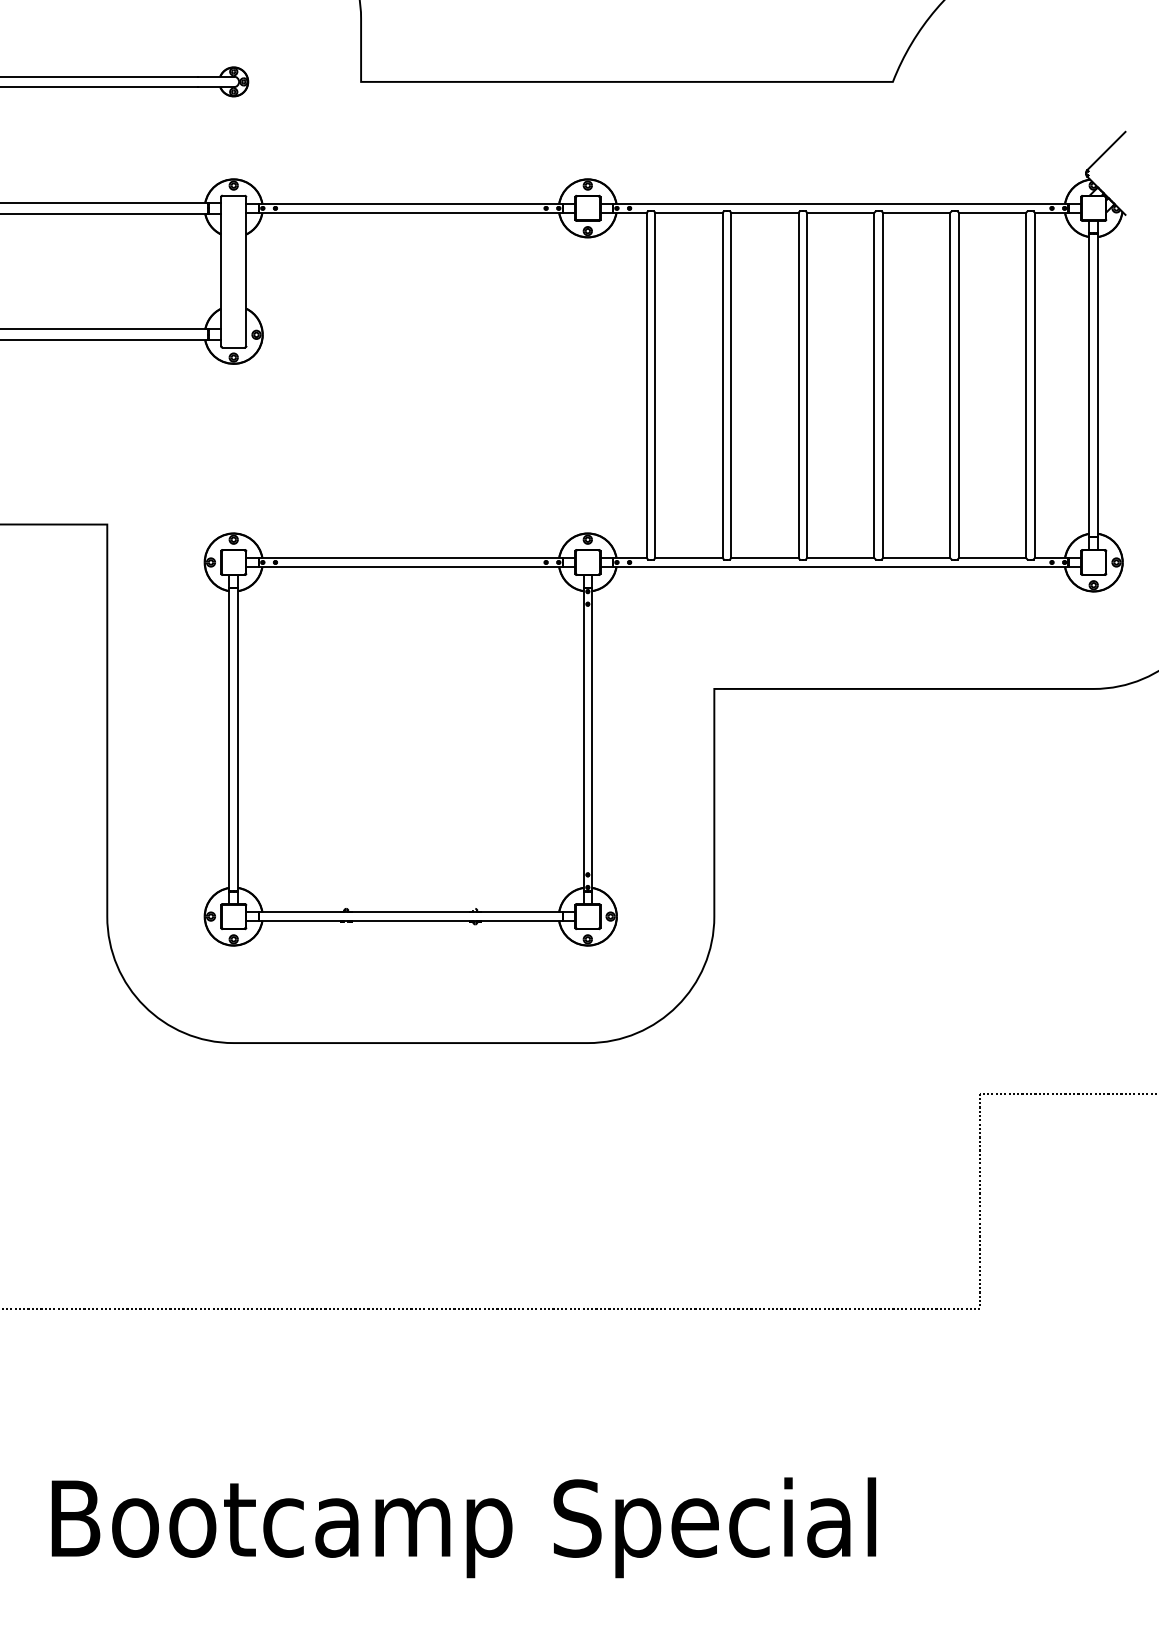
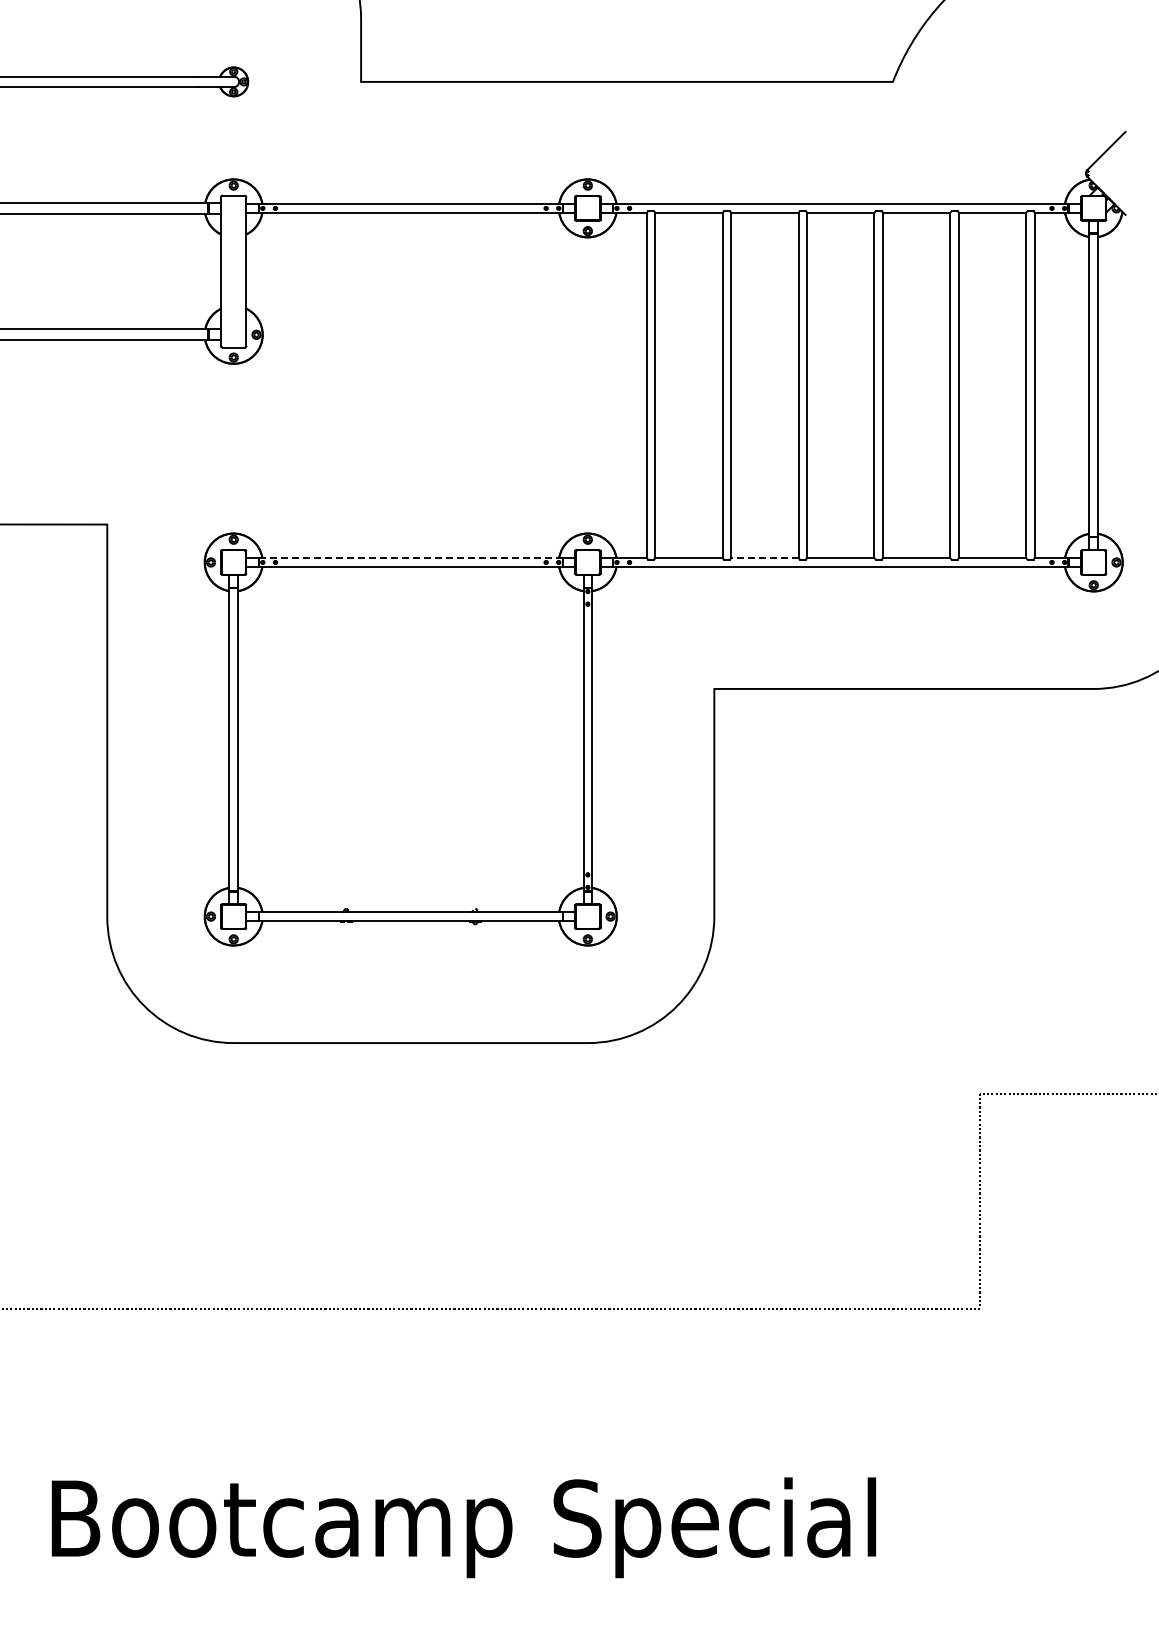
line: solid -> dashed (410, 558)
line: solid -> dashed (764, 558)
